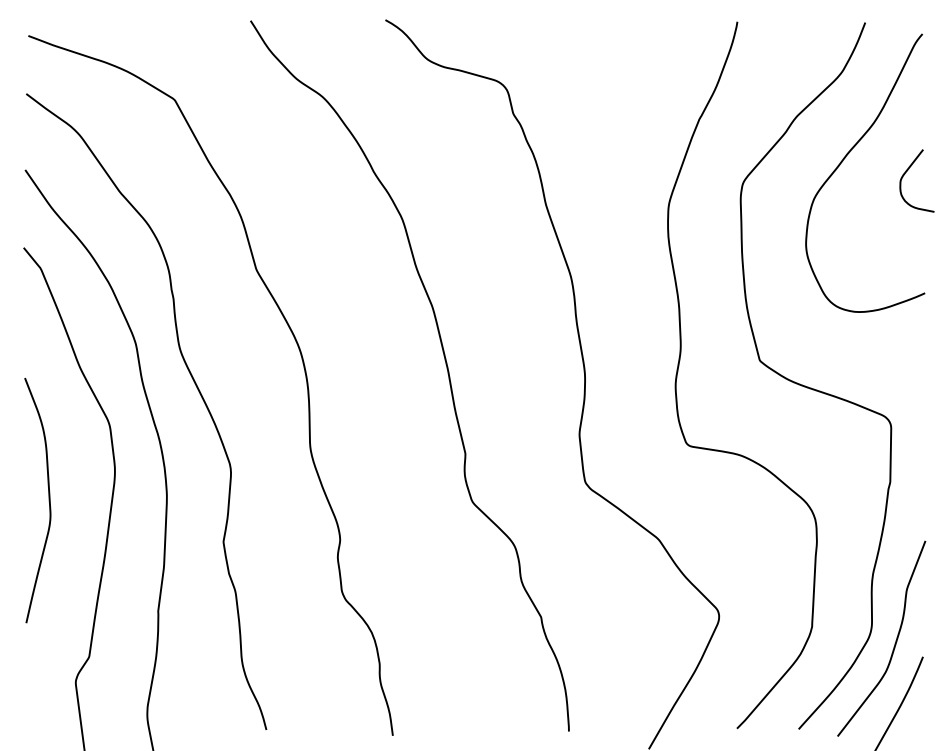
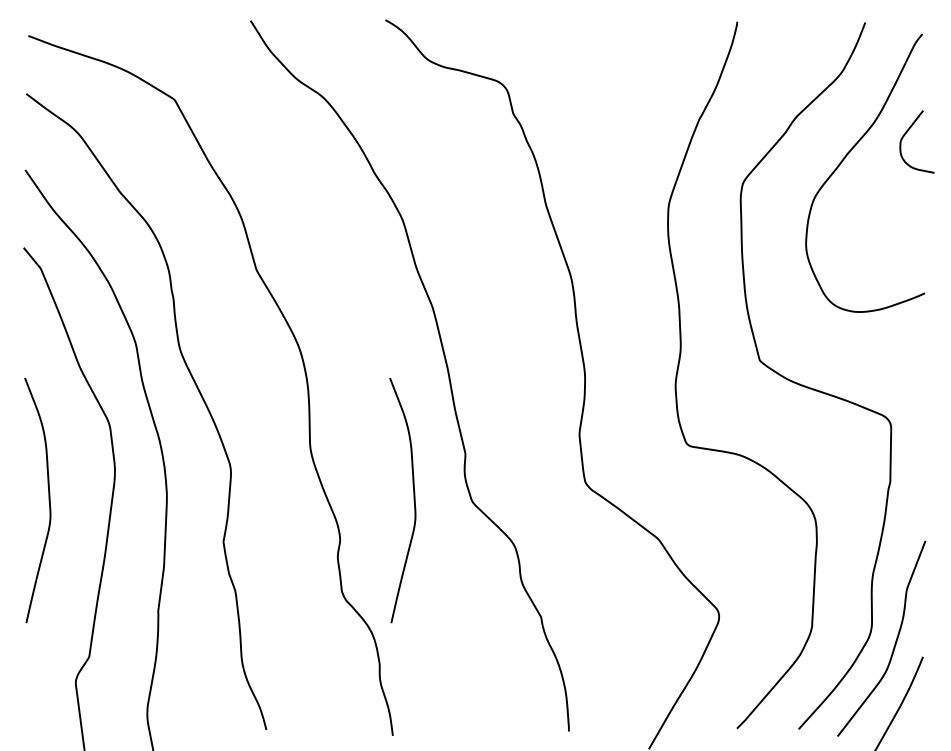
curve position: (905, 174) -> (905, 135) (905, 135)
curve: none -> present (413, 500)
